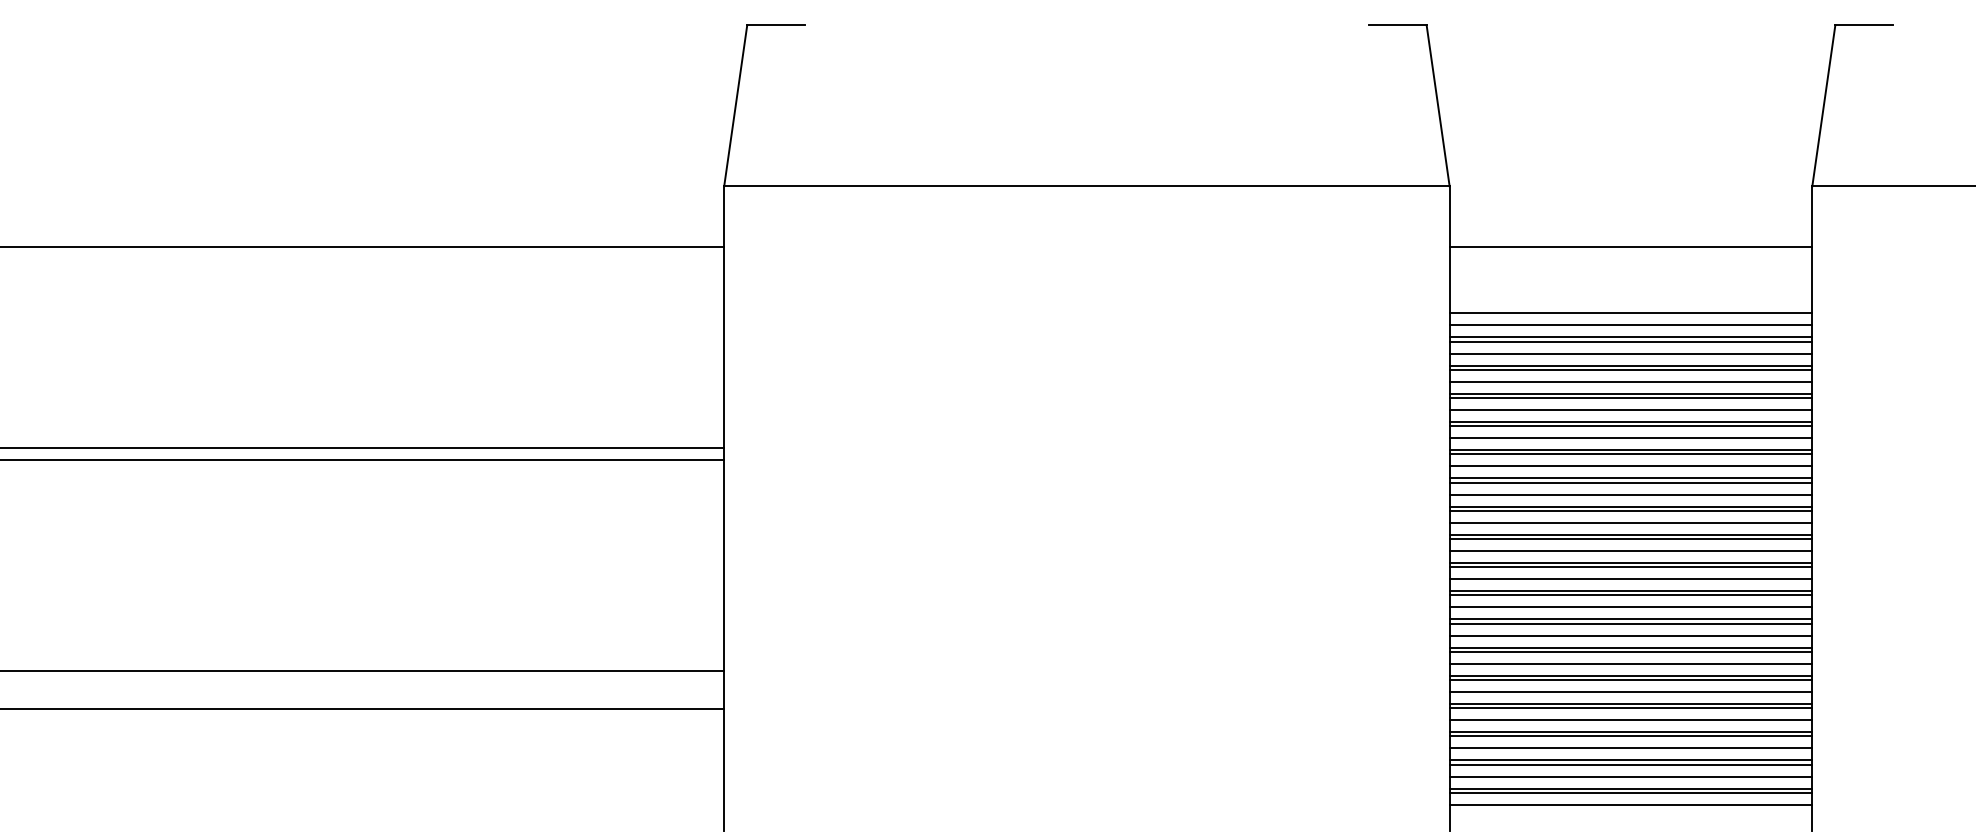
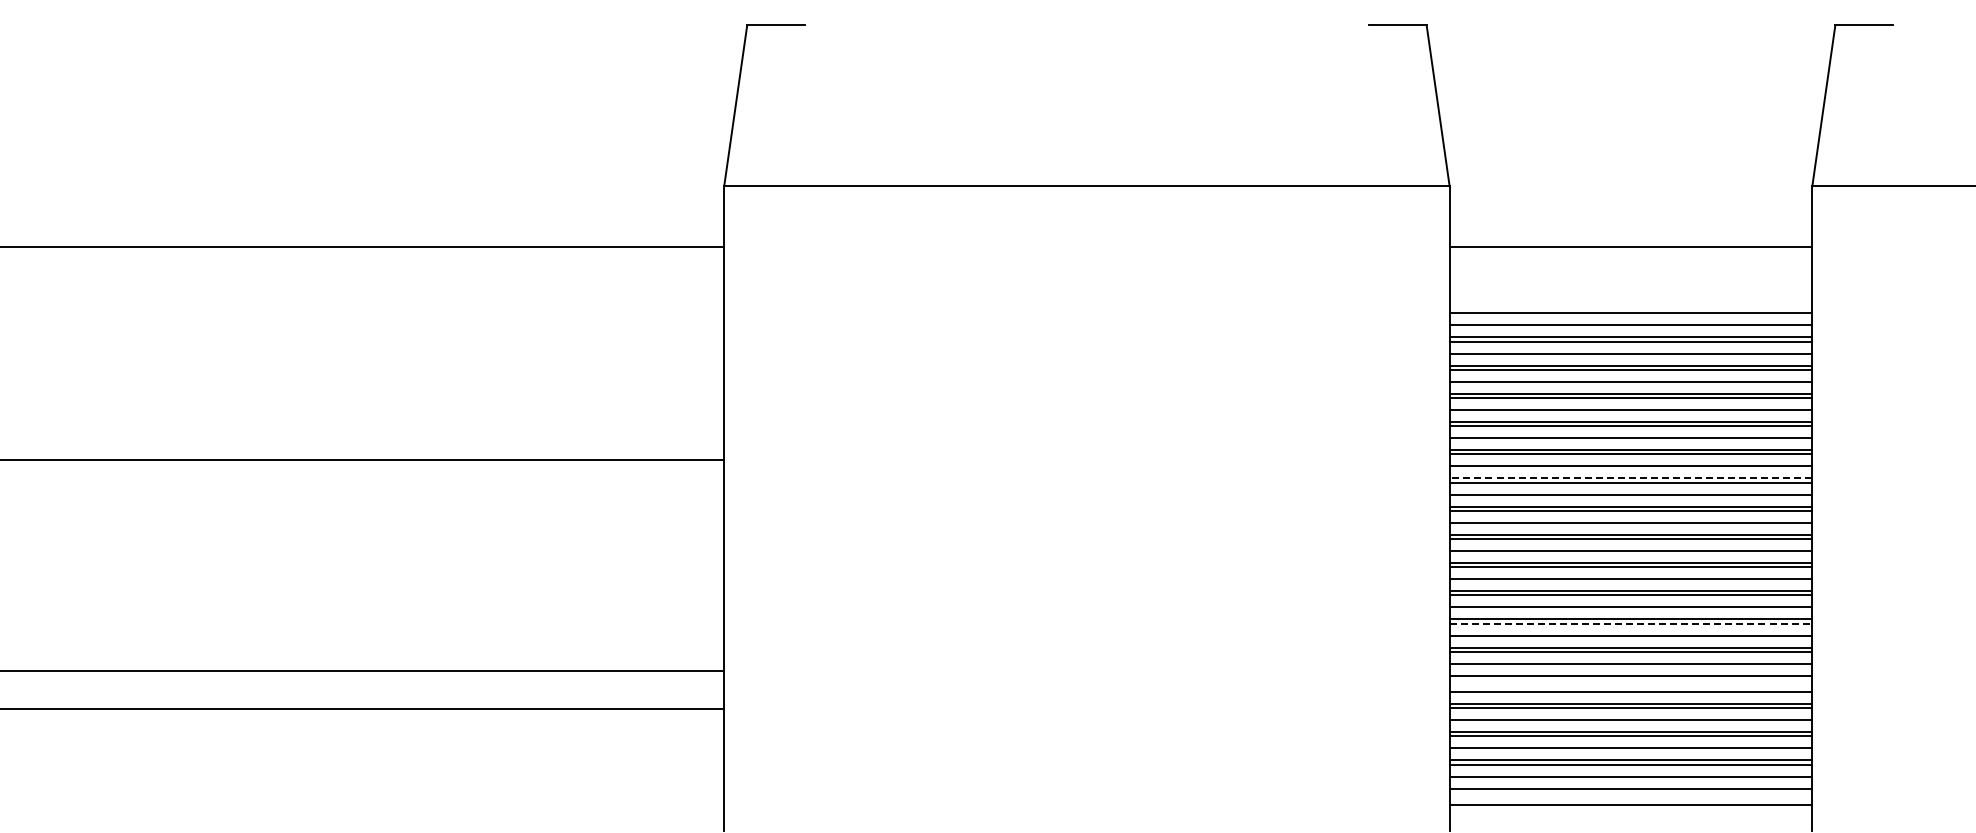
line: present -> none (363, 448)
line: solid -> dashed (1630, 478)
line: solid -> dashed (1631, 623)
line: present -> none (1630, 680)
line: present -> none (1630, 792)
